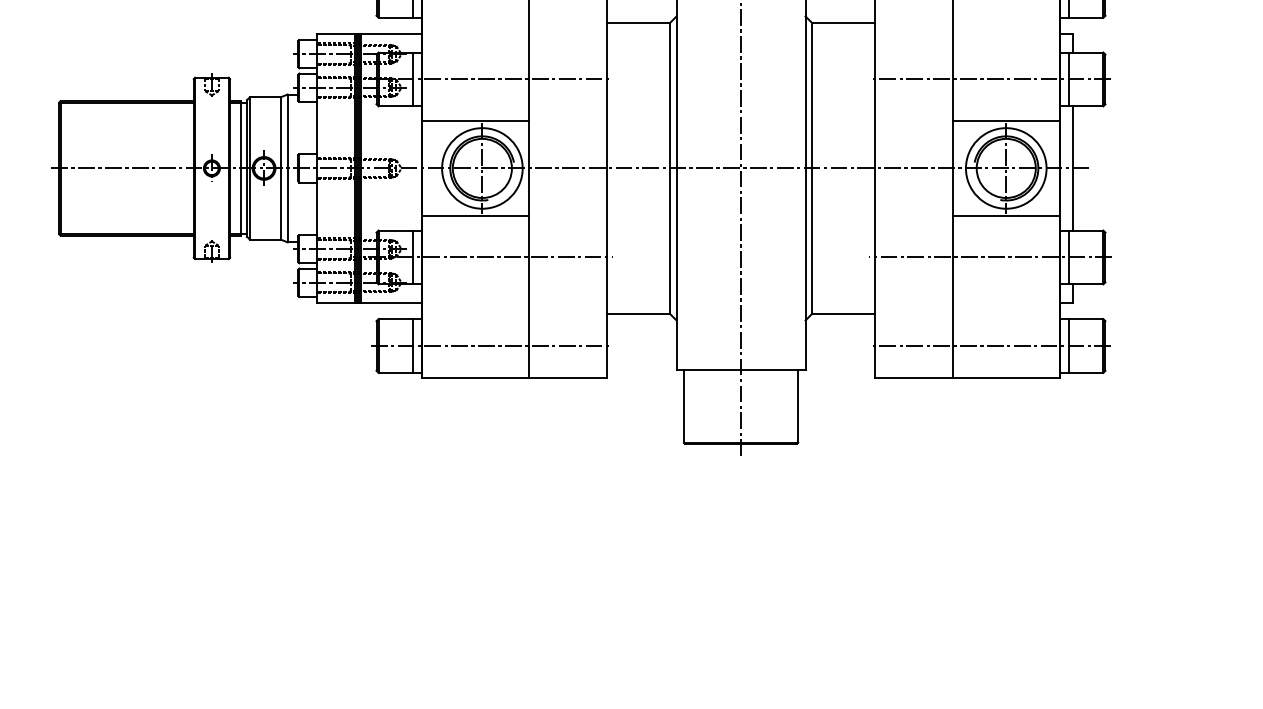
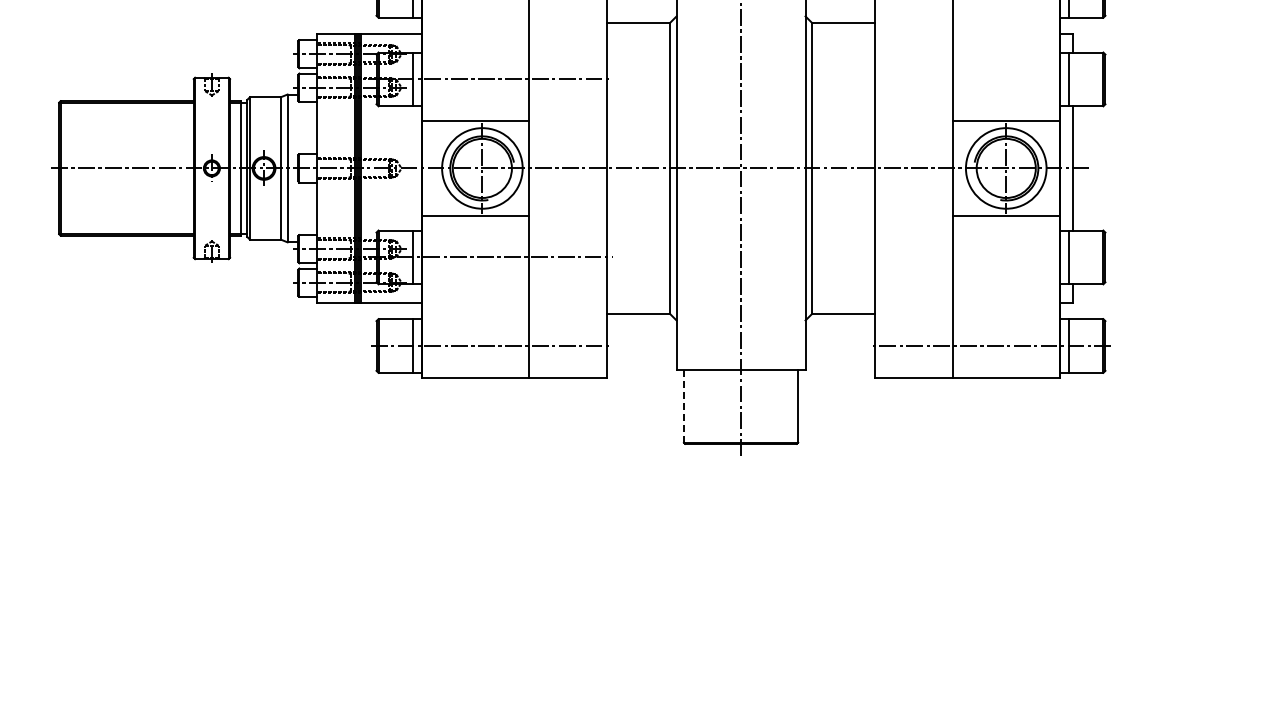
line: present -> none (990, 79)
line: present -> none (990, 257)
line: solid -> dashed (683, 405)
